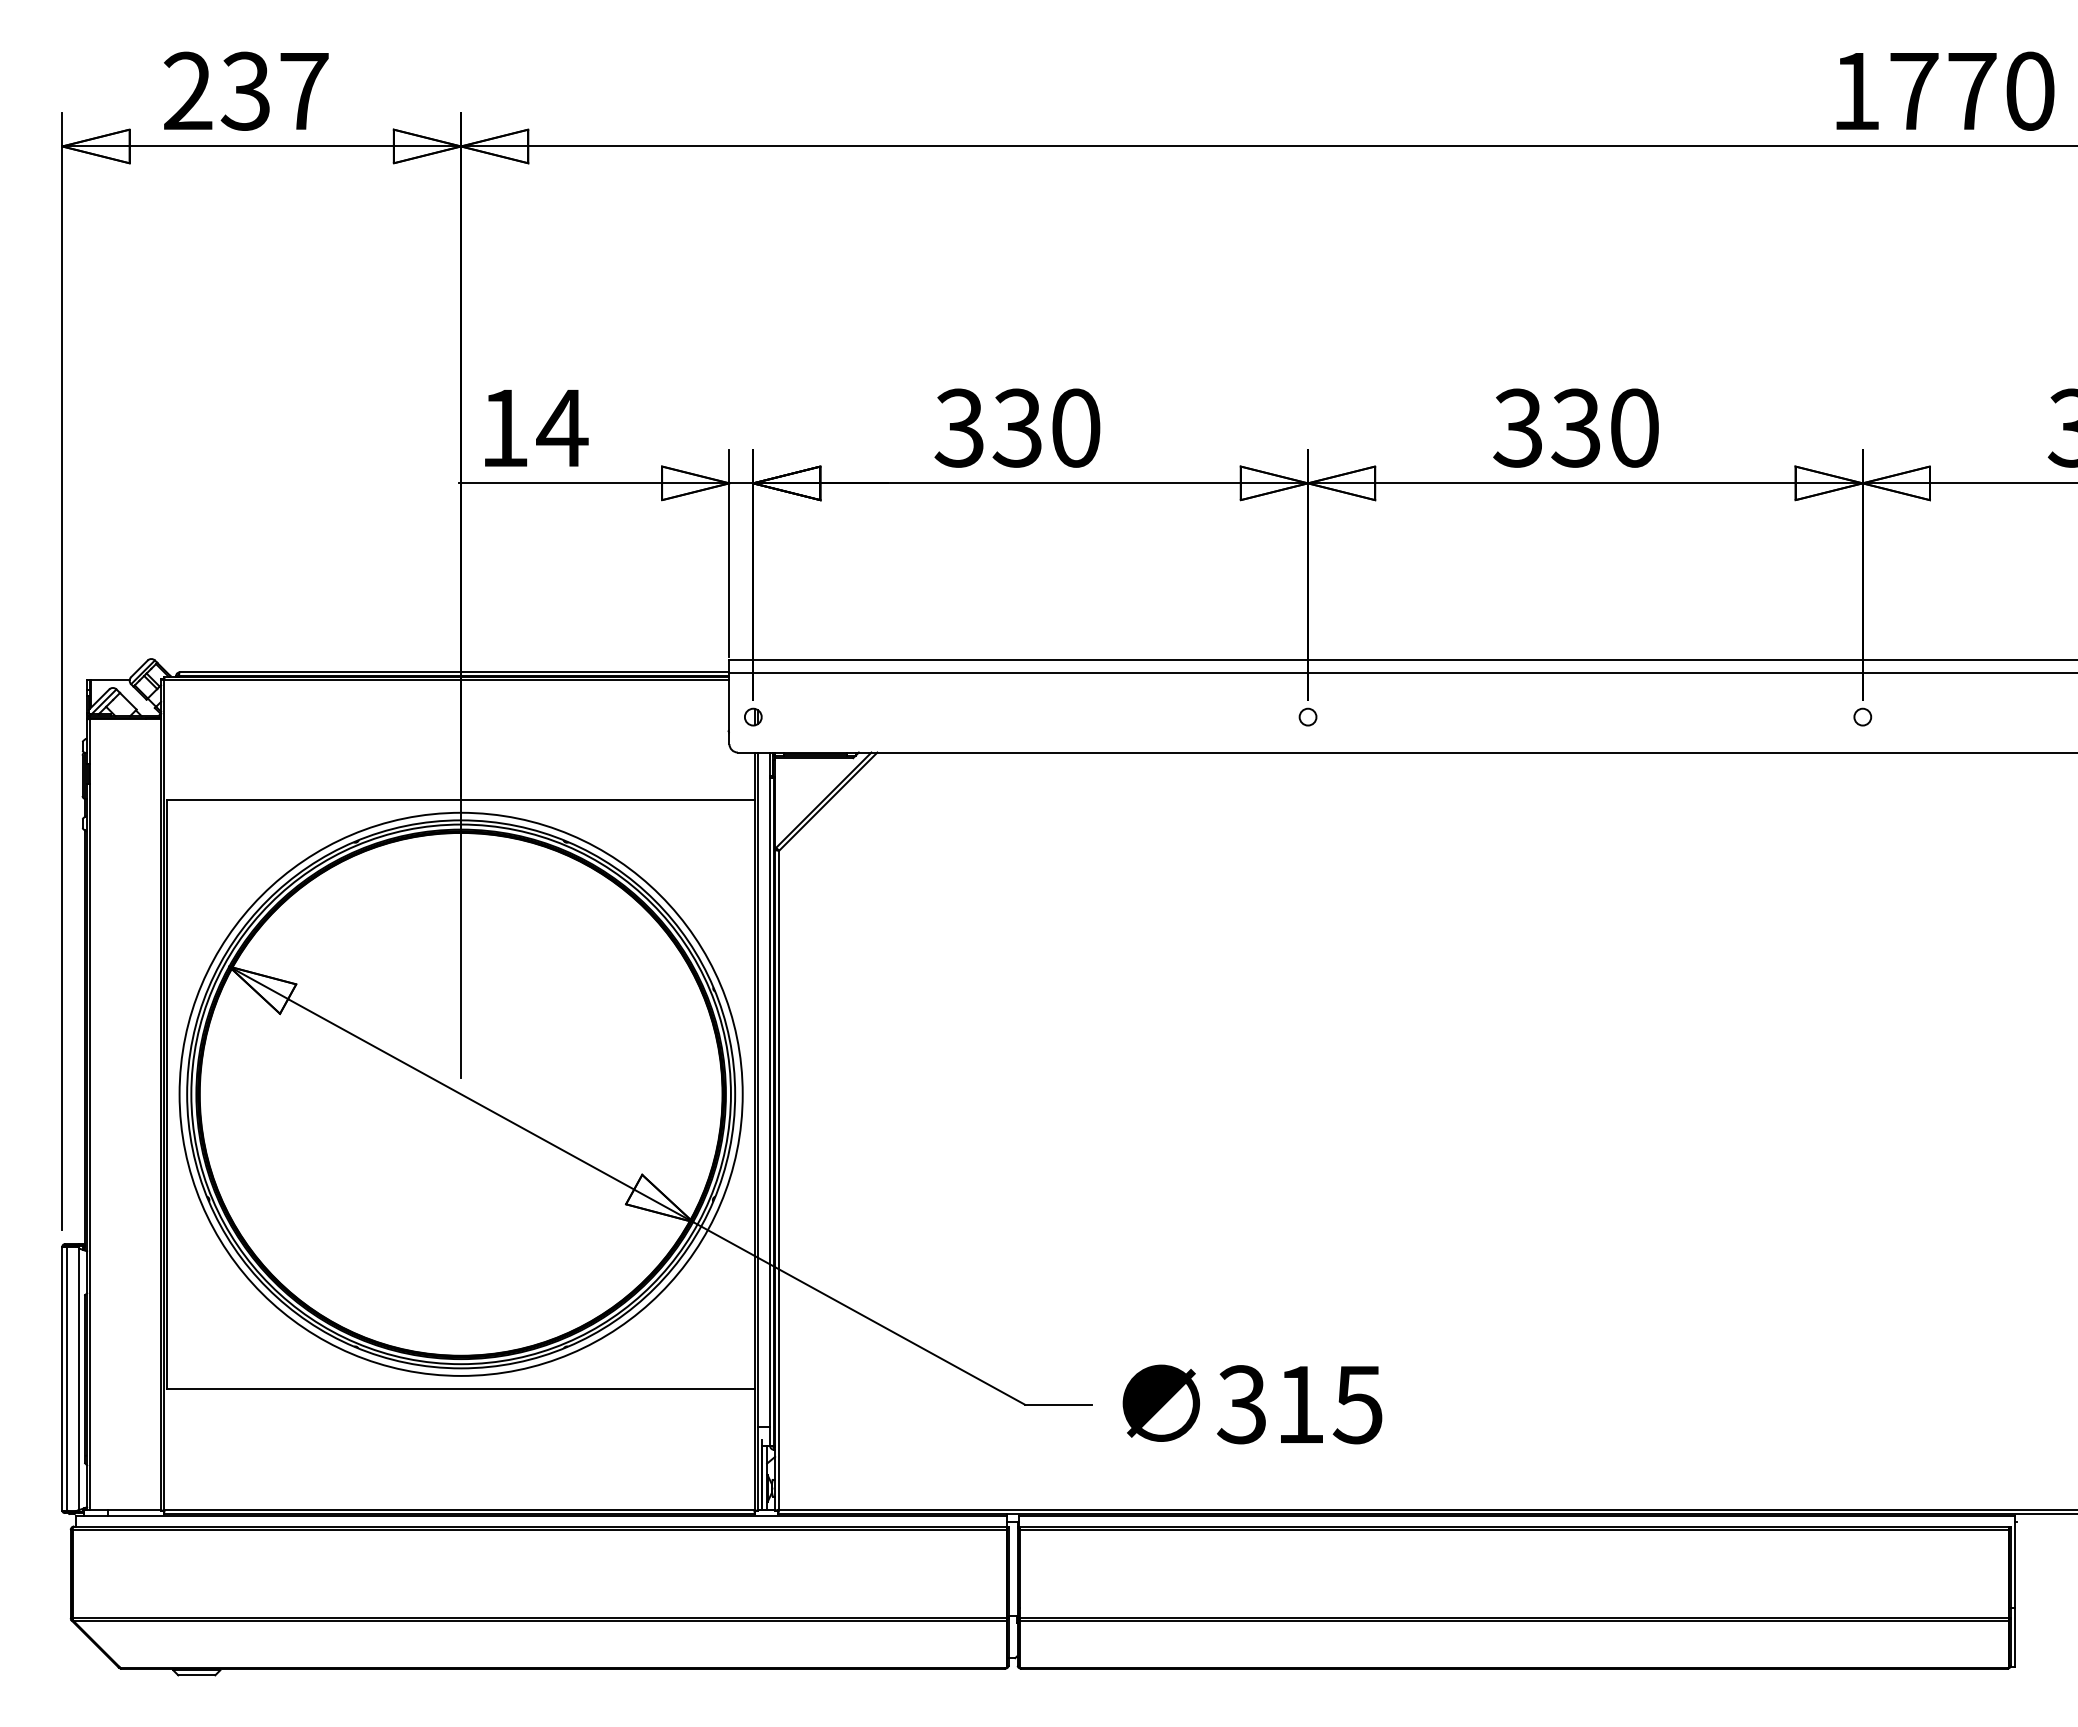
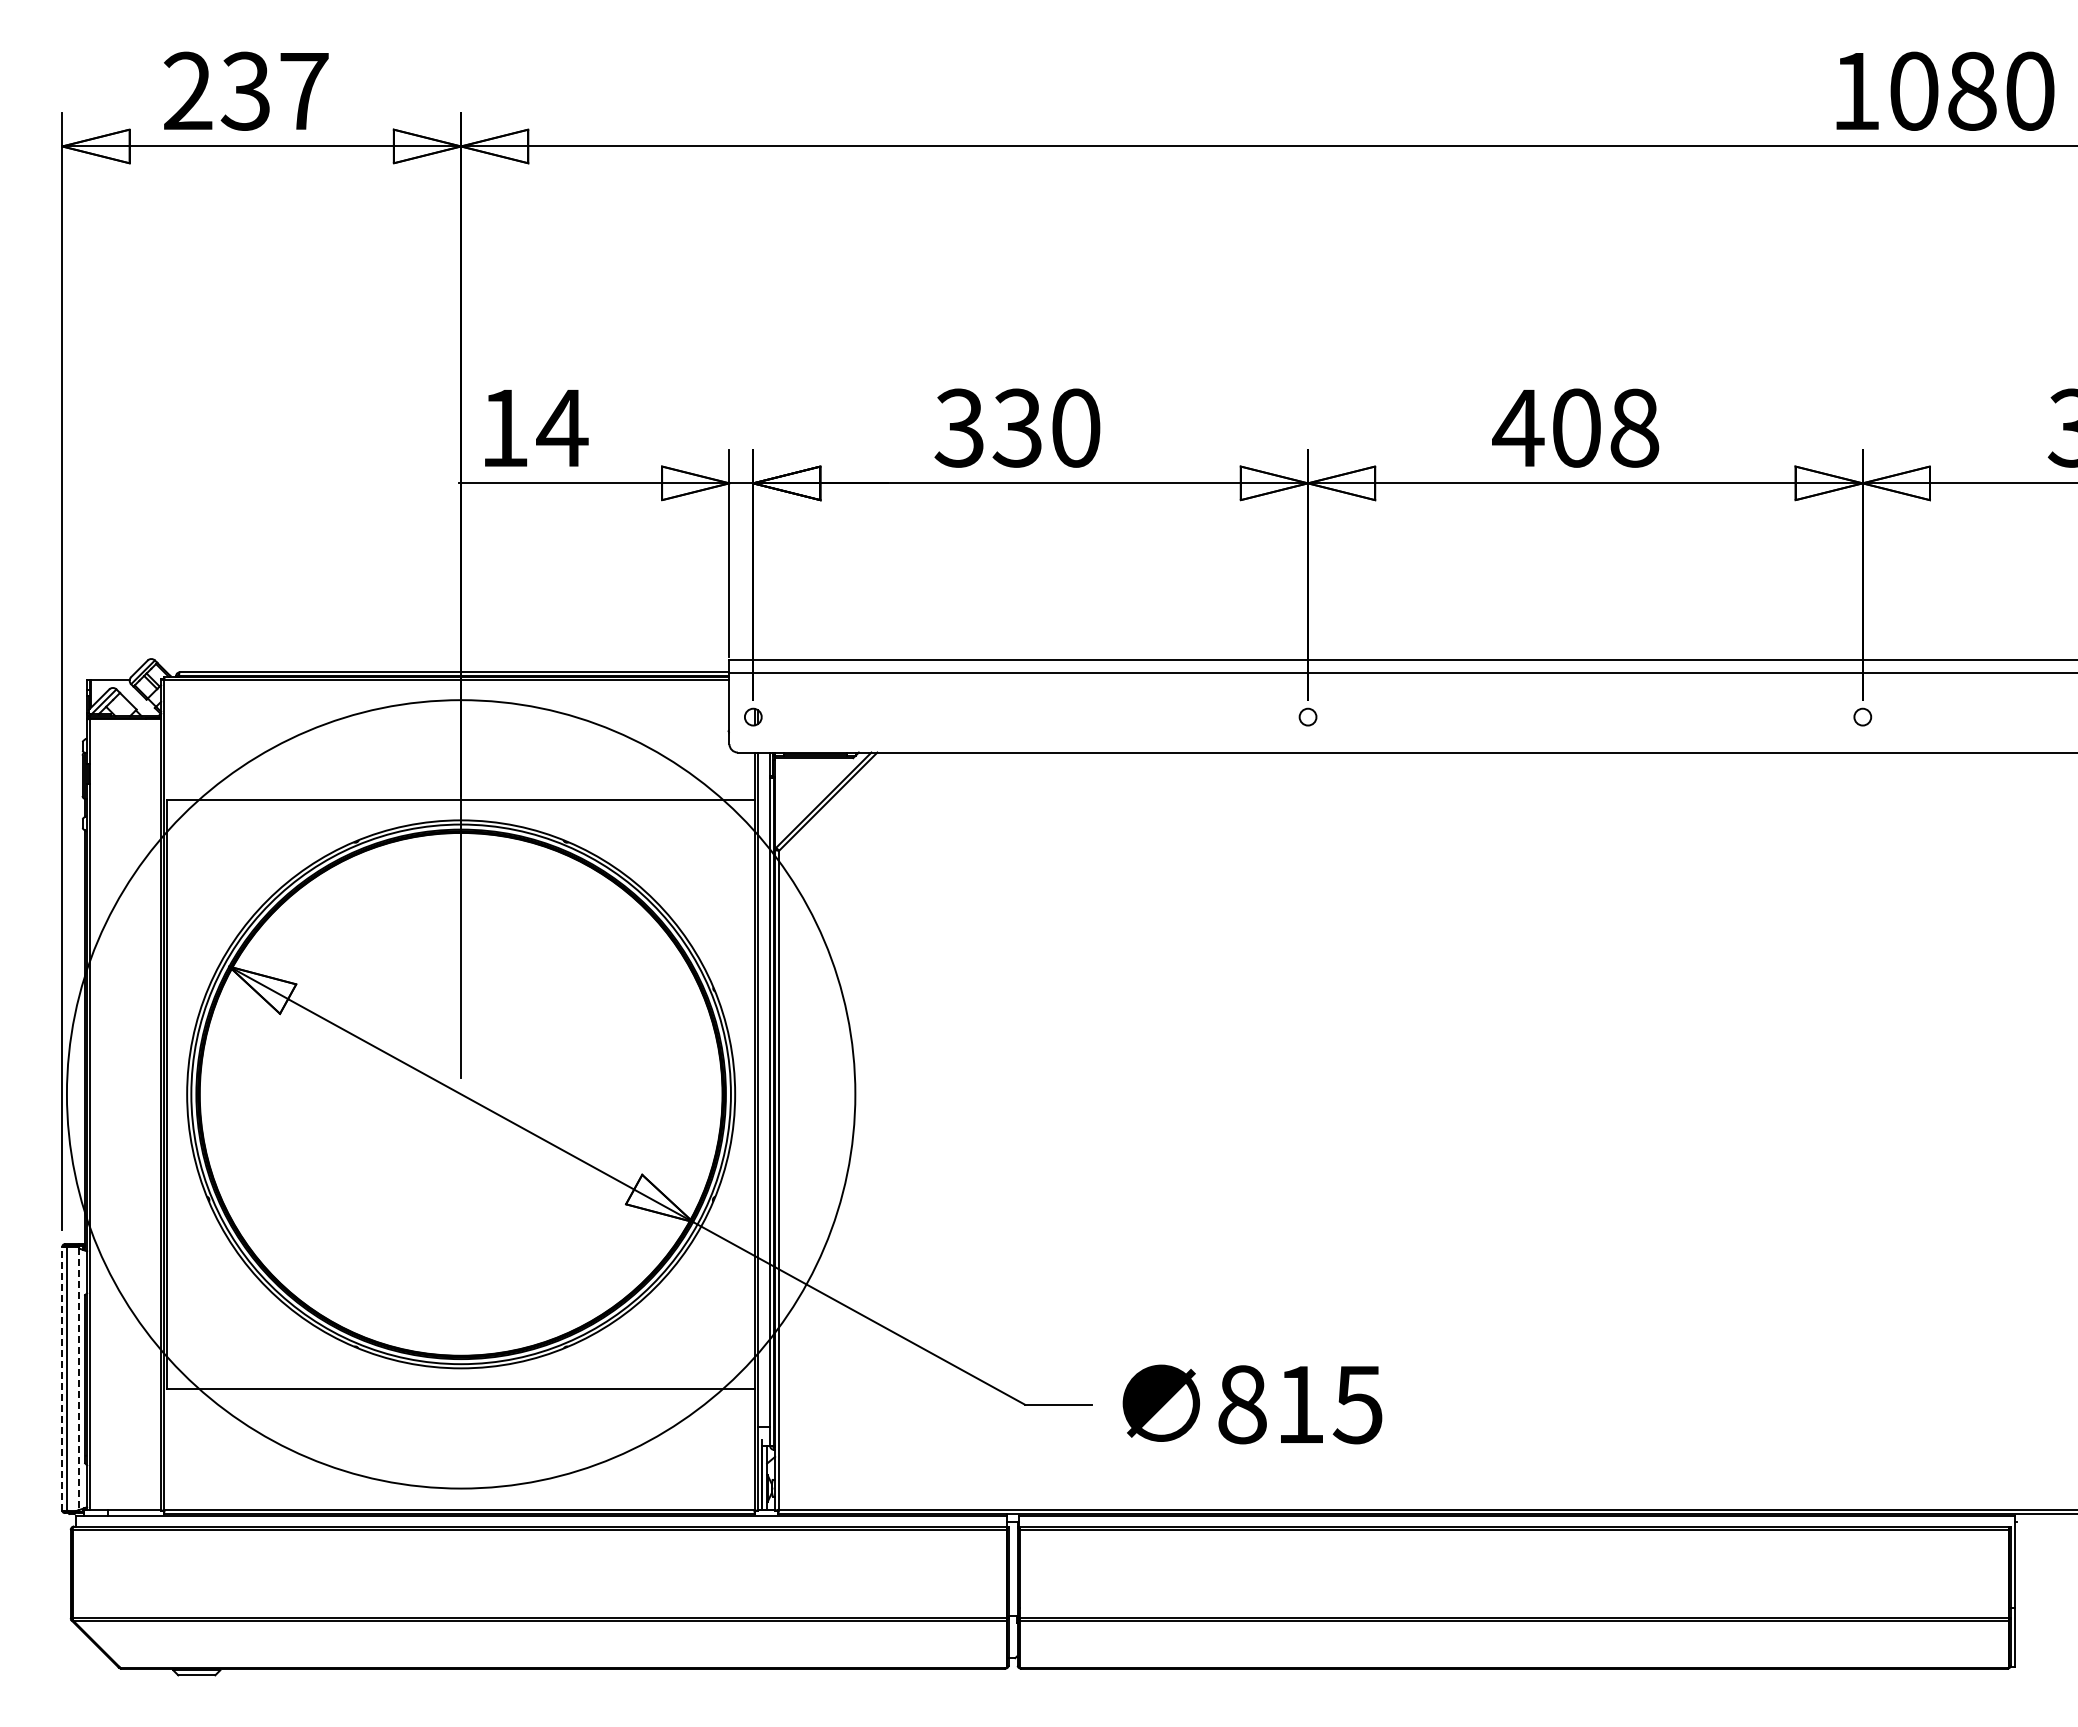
text: 1770 -> 1080 (1943, 90)
text: 330 -> 408 (1575, 427)
circle diameter: 563 px -> 788 px (460, 1094)
line: solid -> dashed (62, 1378)
line: solid -> dashed (79, 1379)
text: 315 -> 815 (1241, 1404)
